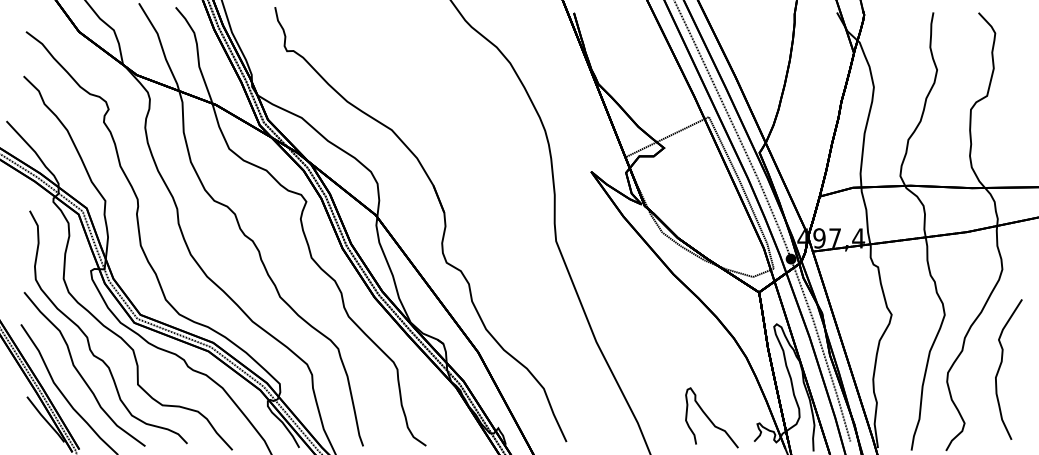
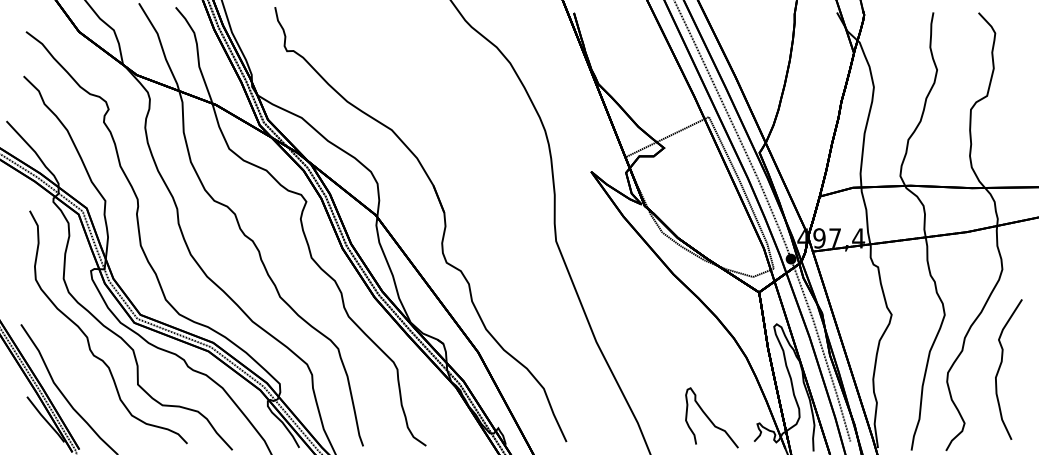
part: present -> none (84, 369)
